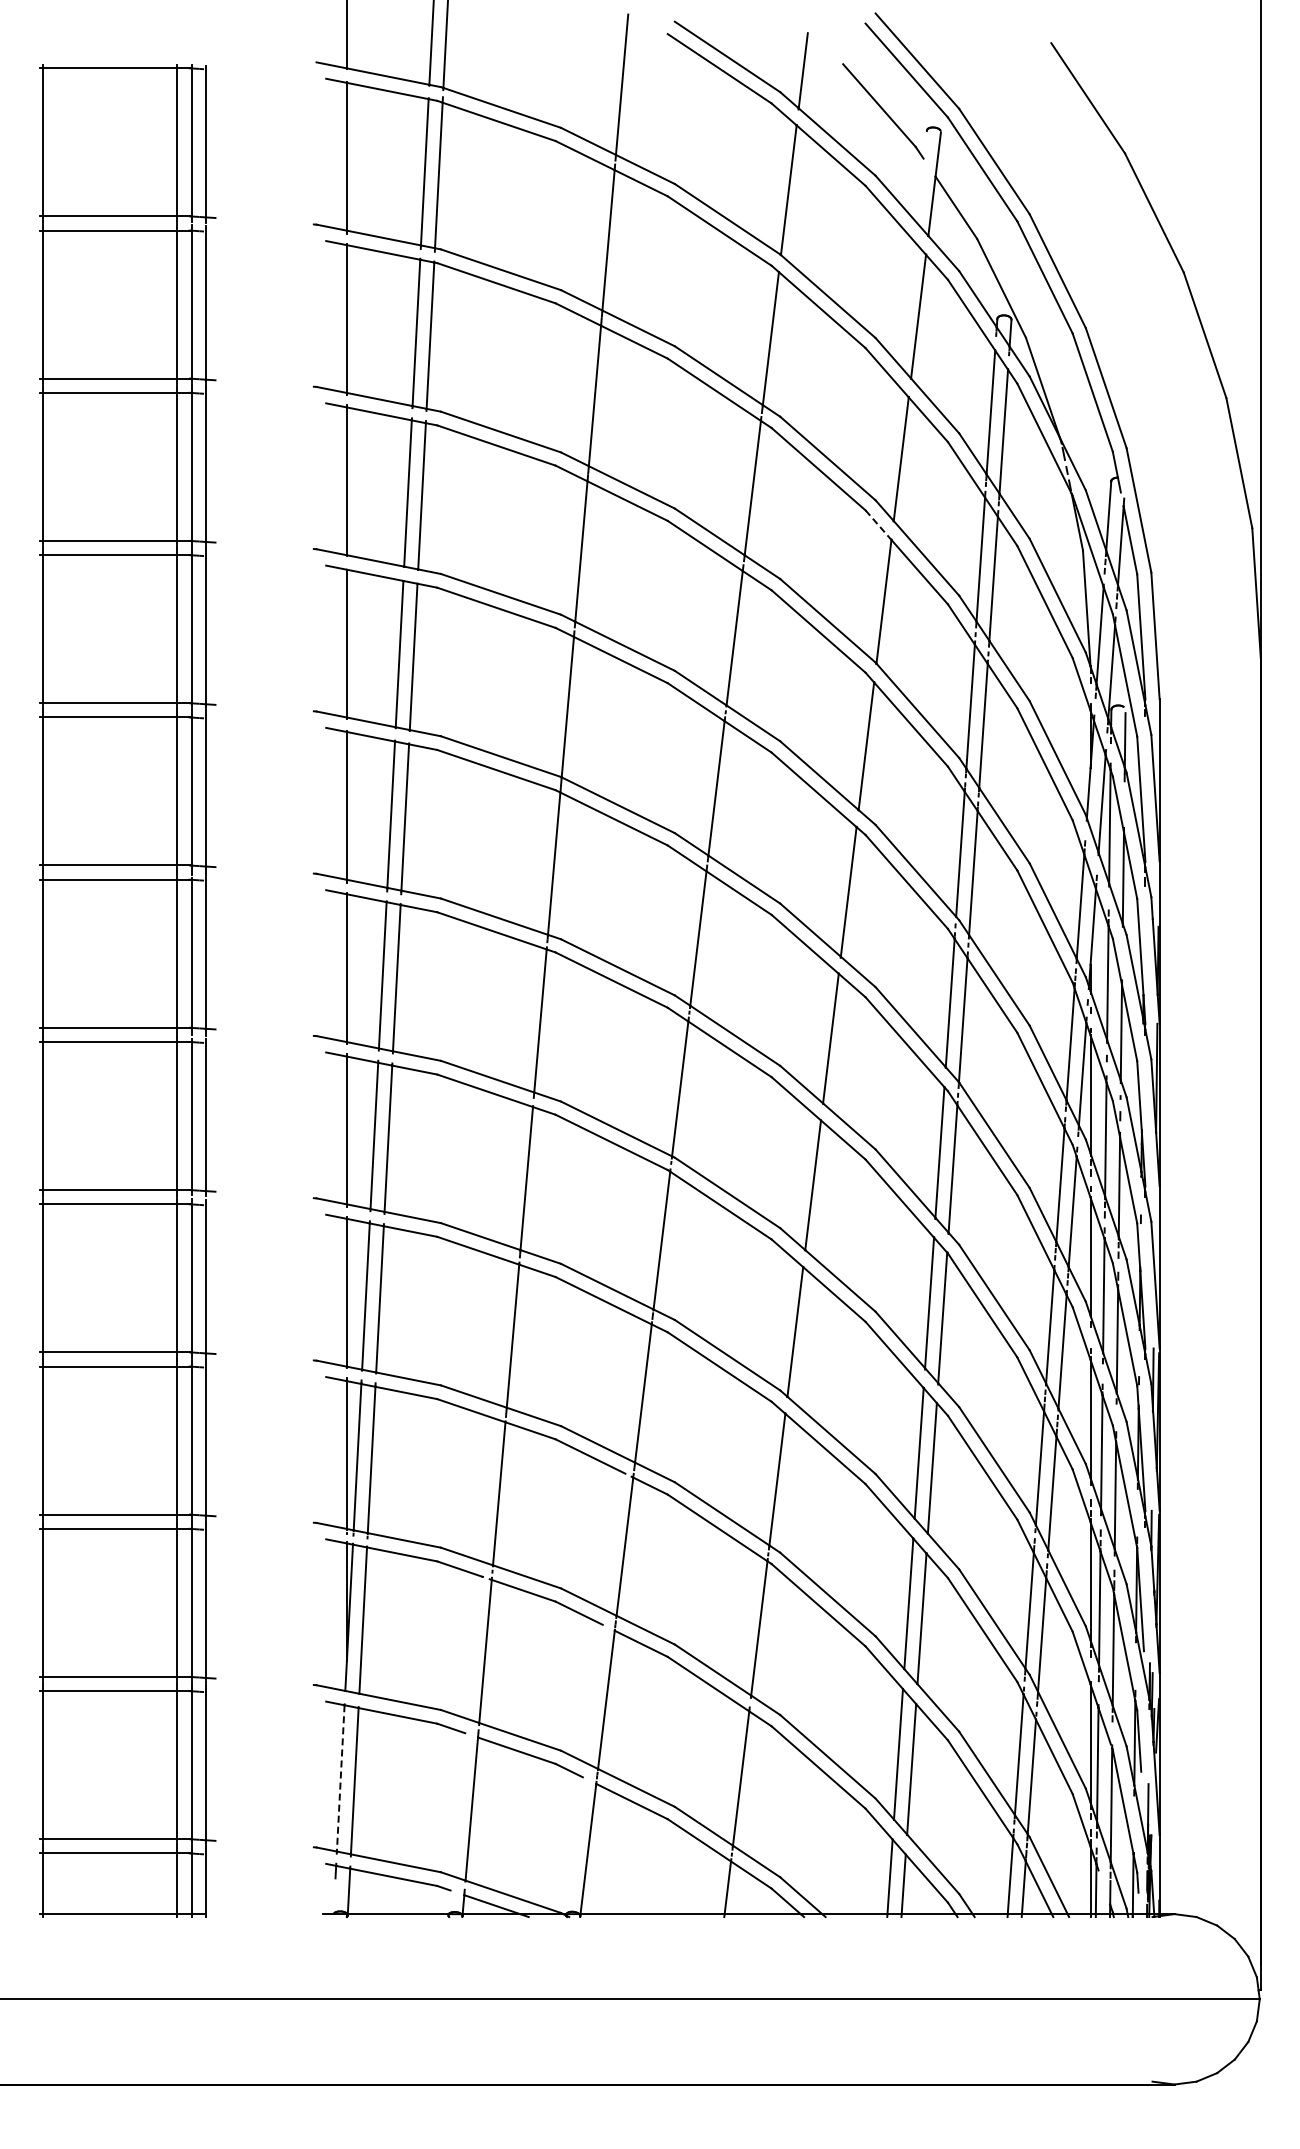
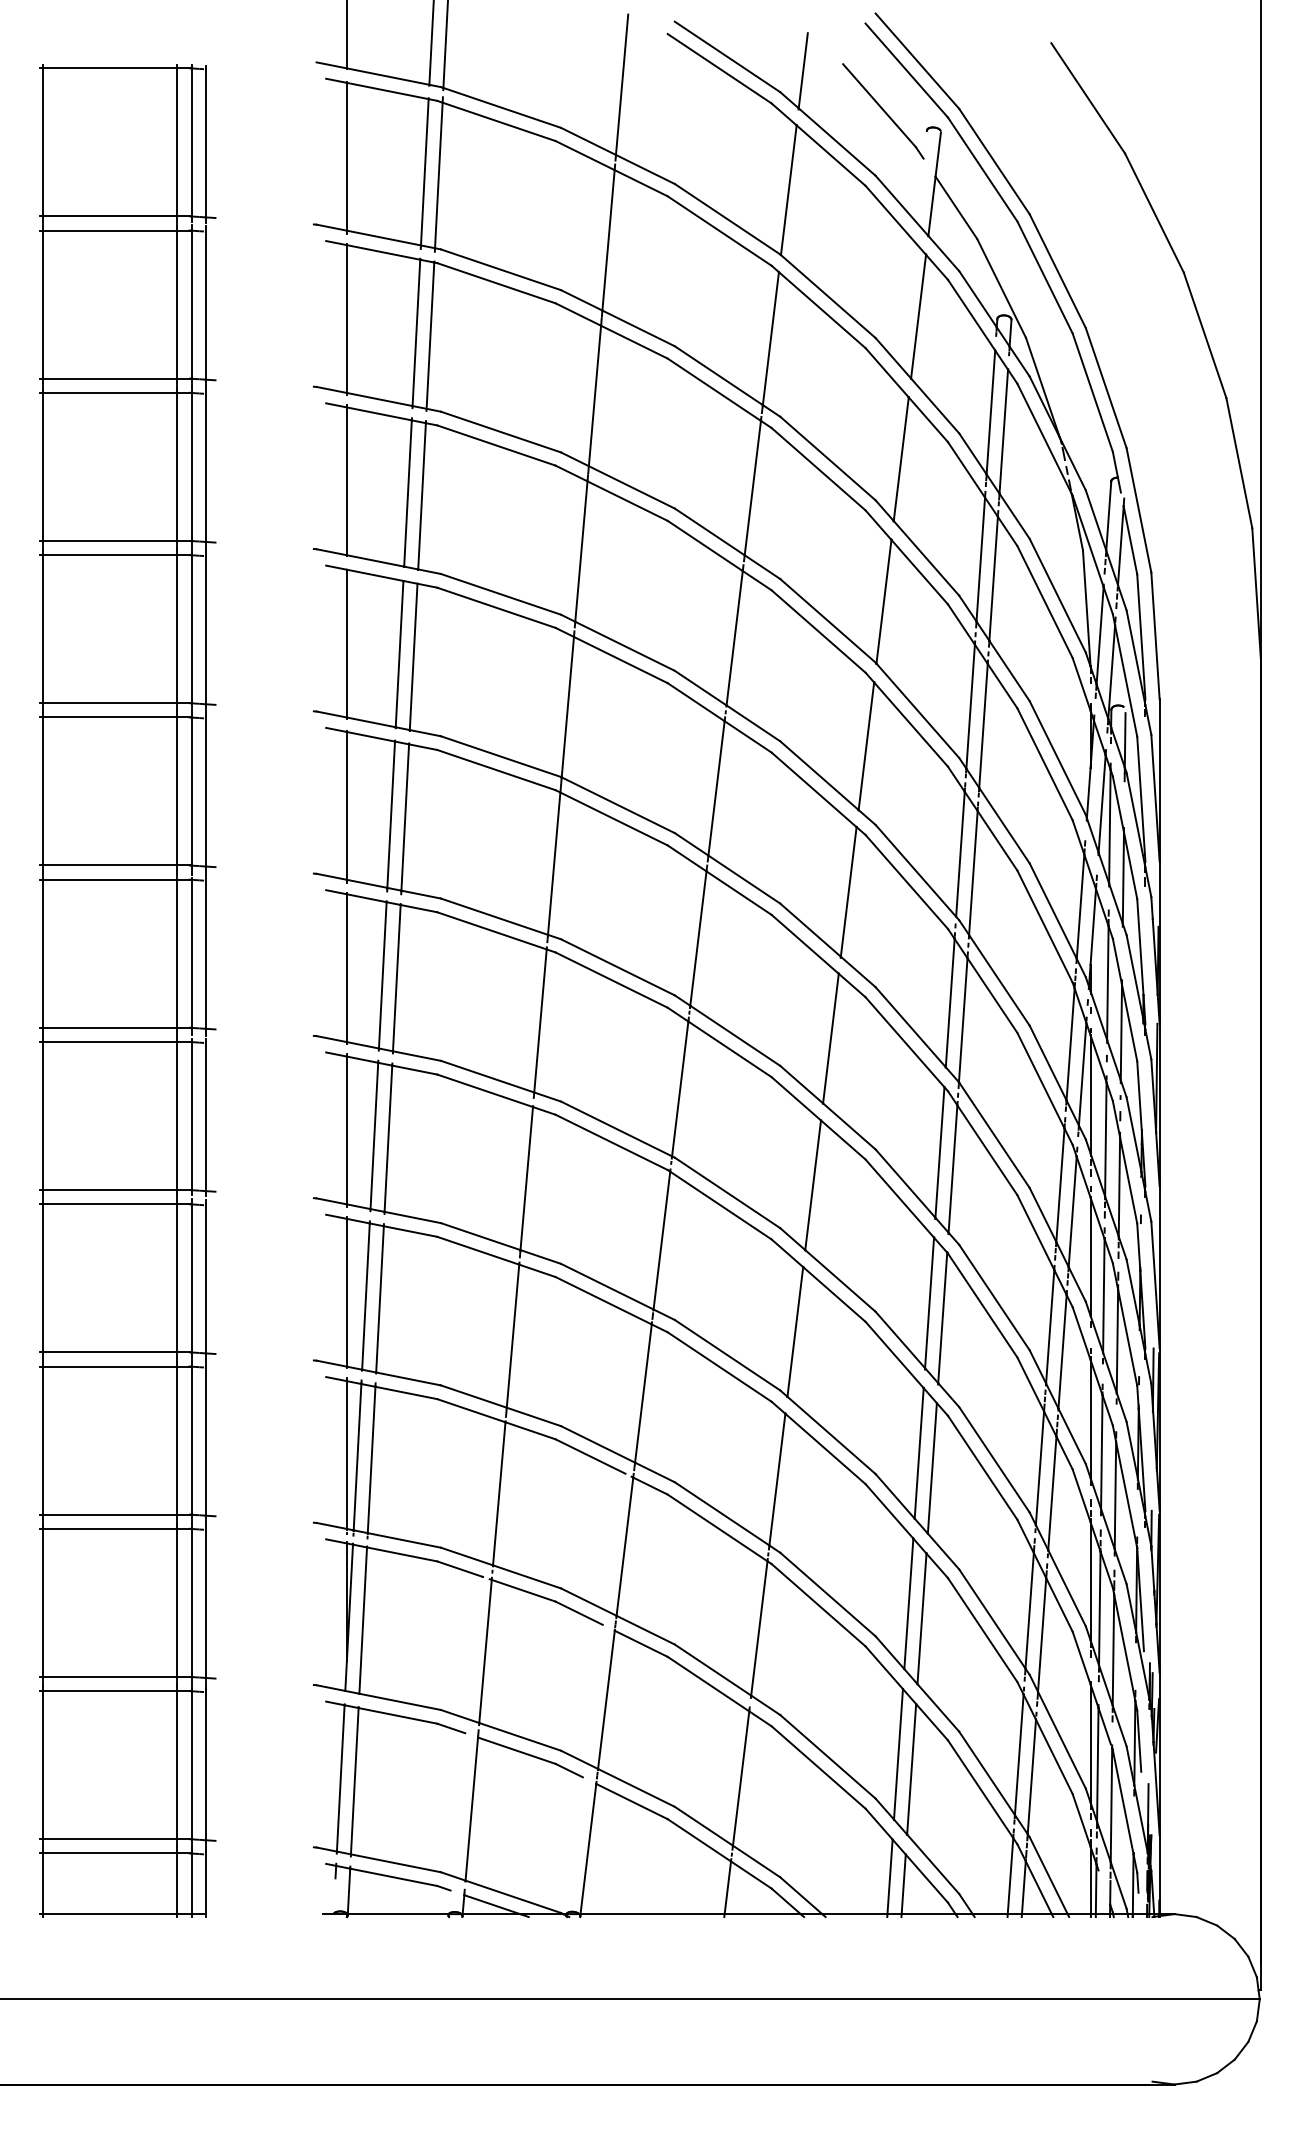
line: dashed -> solid (878, 525)
line: dashed -> solid (340, 1778)
